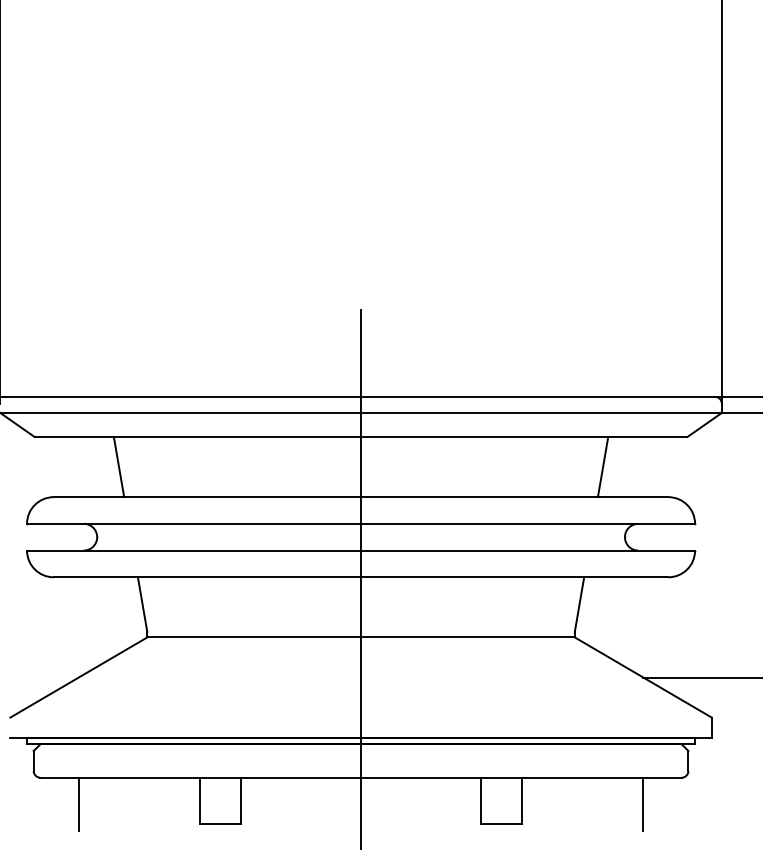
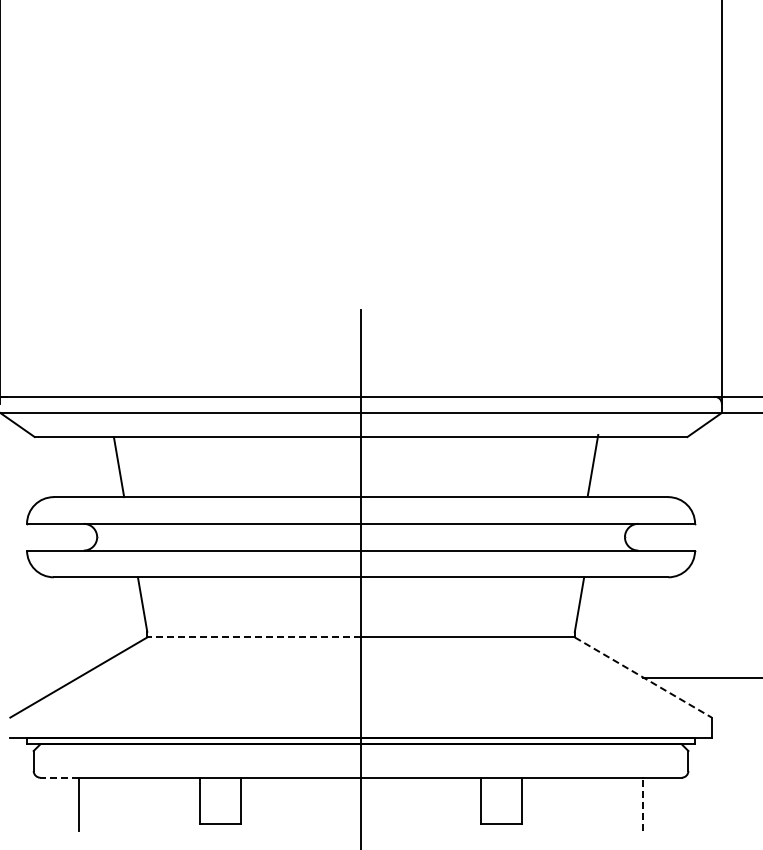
line position: (602, 467) -> (592, 465) (592, 465)
line: solid -> dashed (254, 637)
line: solid -> dashed (643, 677)
line: solid -> dashed (59, 777)
line: solid -> dashed (642, 804)
